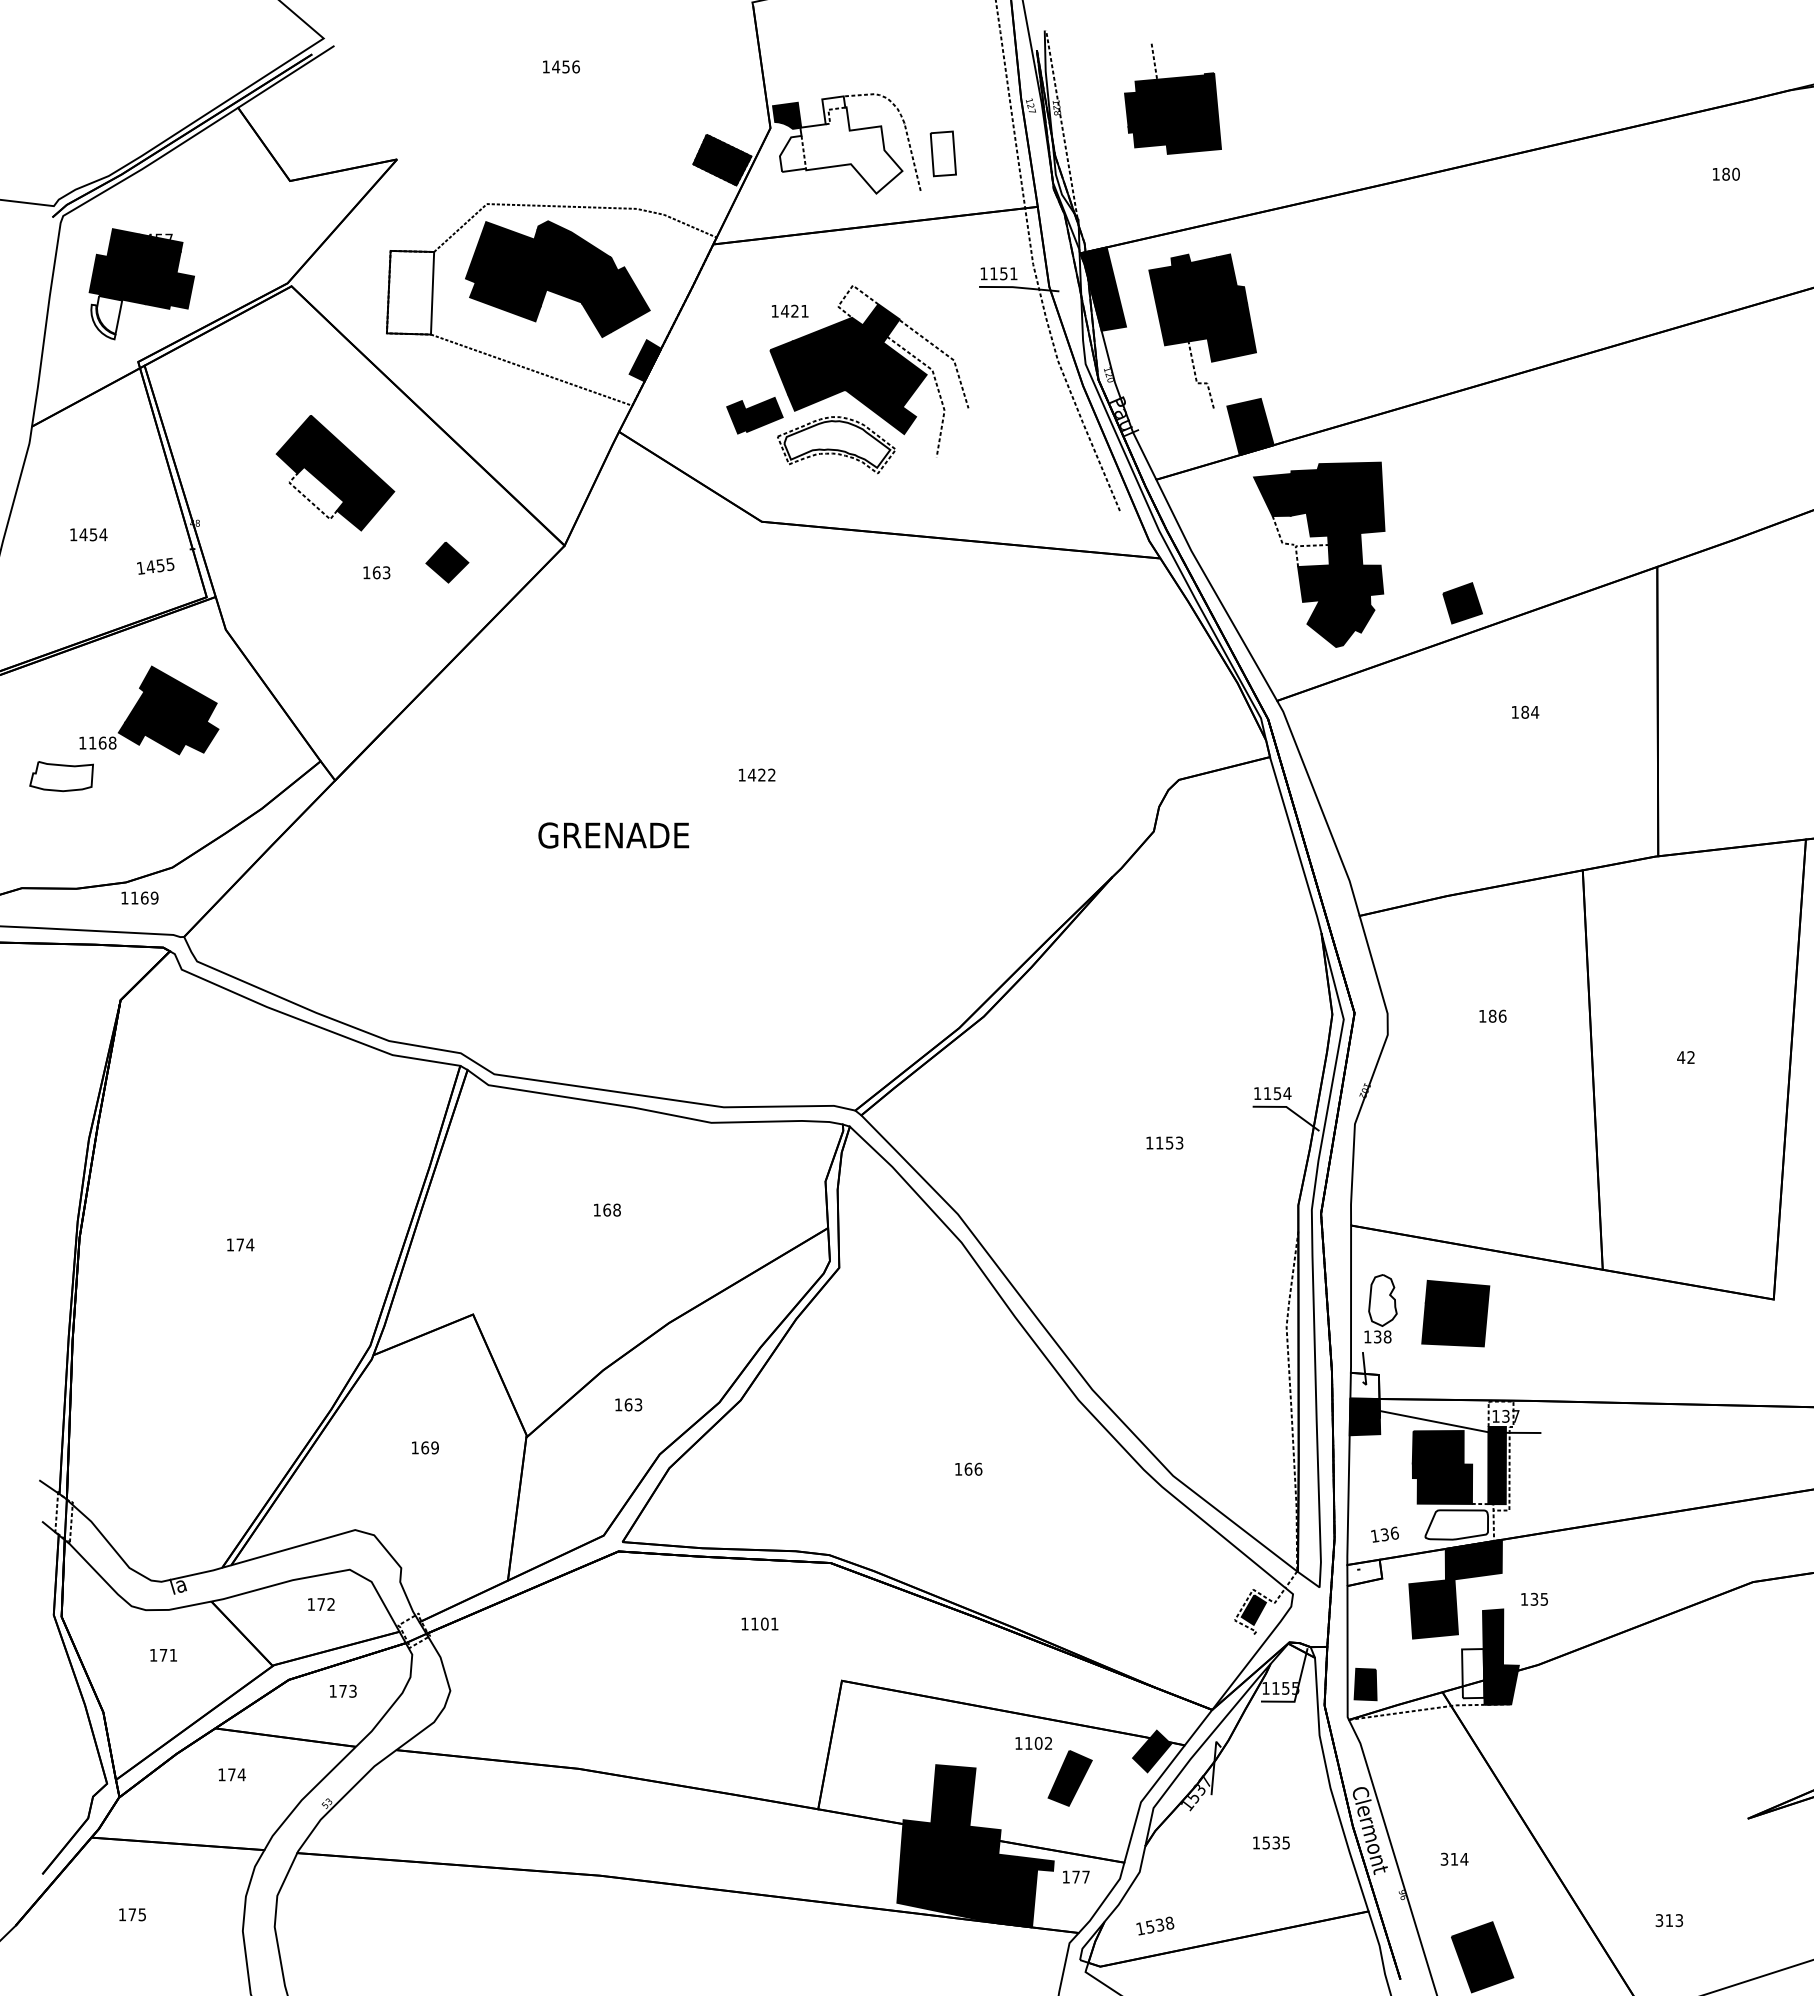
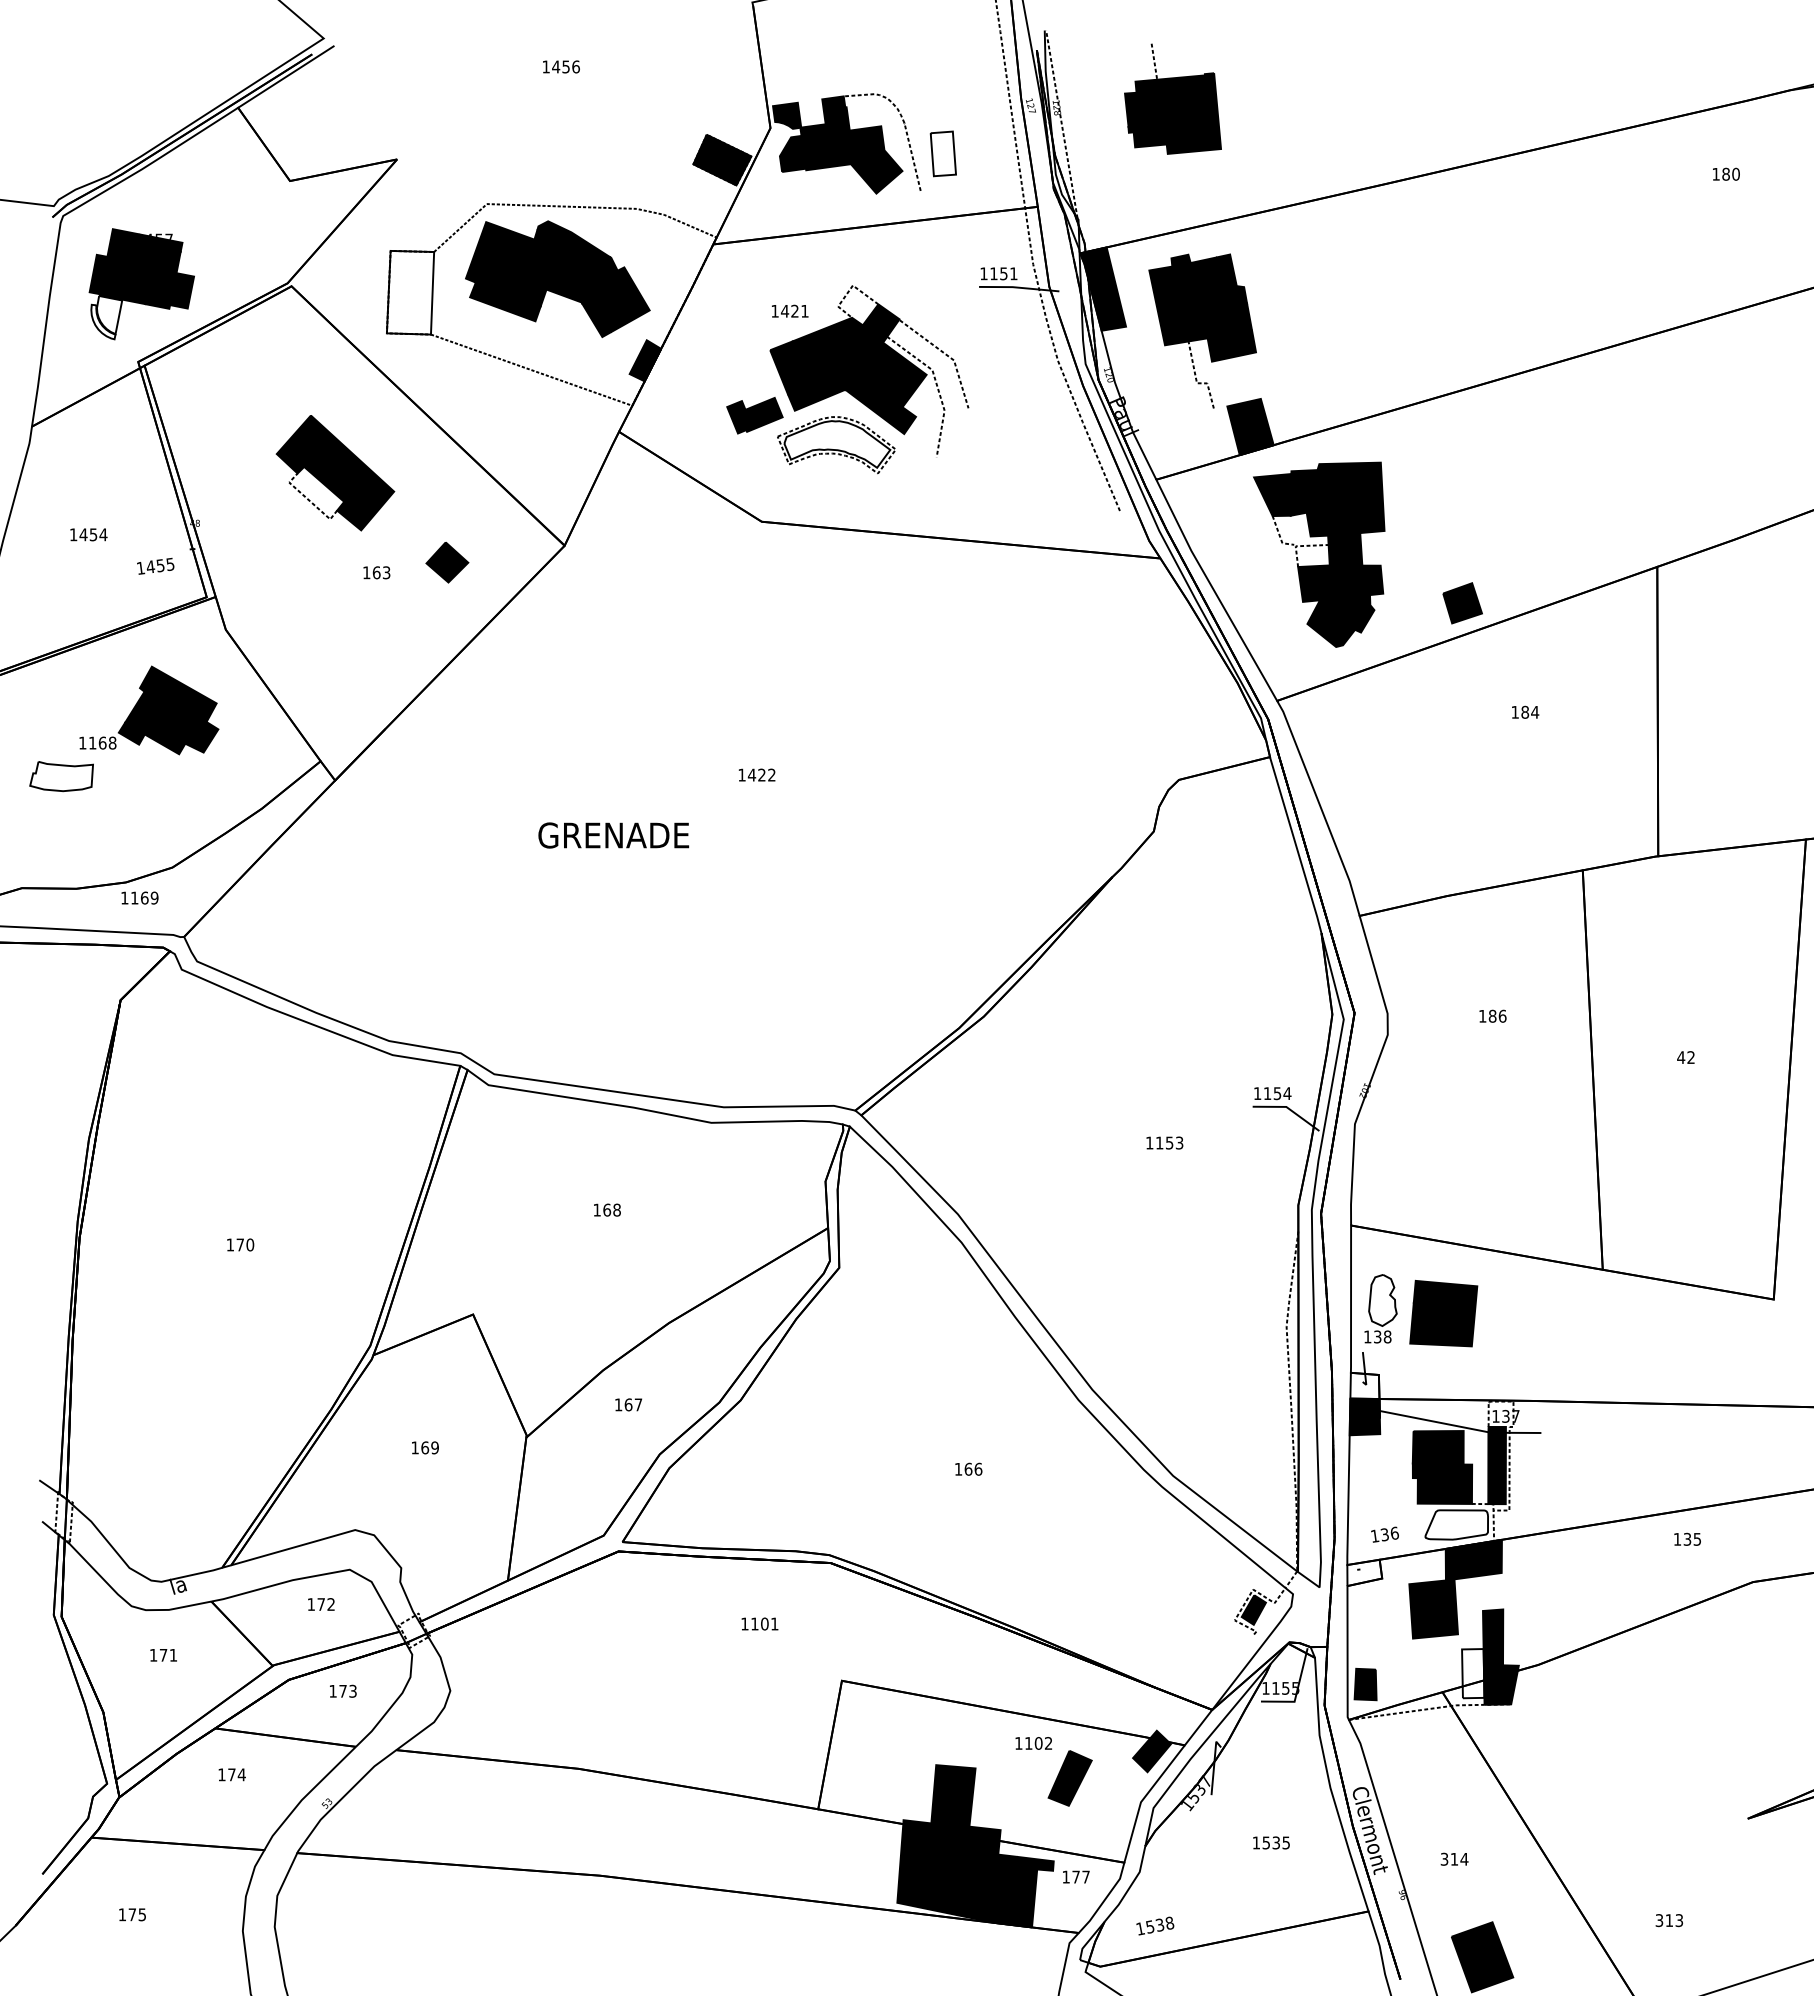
fill: none -> present (840, 144)
text: 174 -> 170 (250, 1244)
part position: (1455, 1313) -> (1443, 1313) (1443, 1313)
text: 163 -> 167 (638, 1404)
text position: (1534, 1598) -> (1687, 1538) (1687, 1538)
